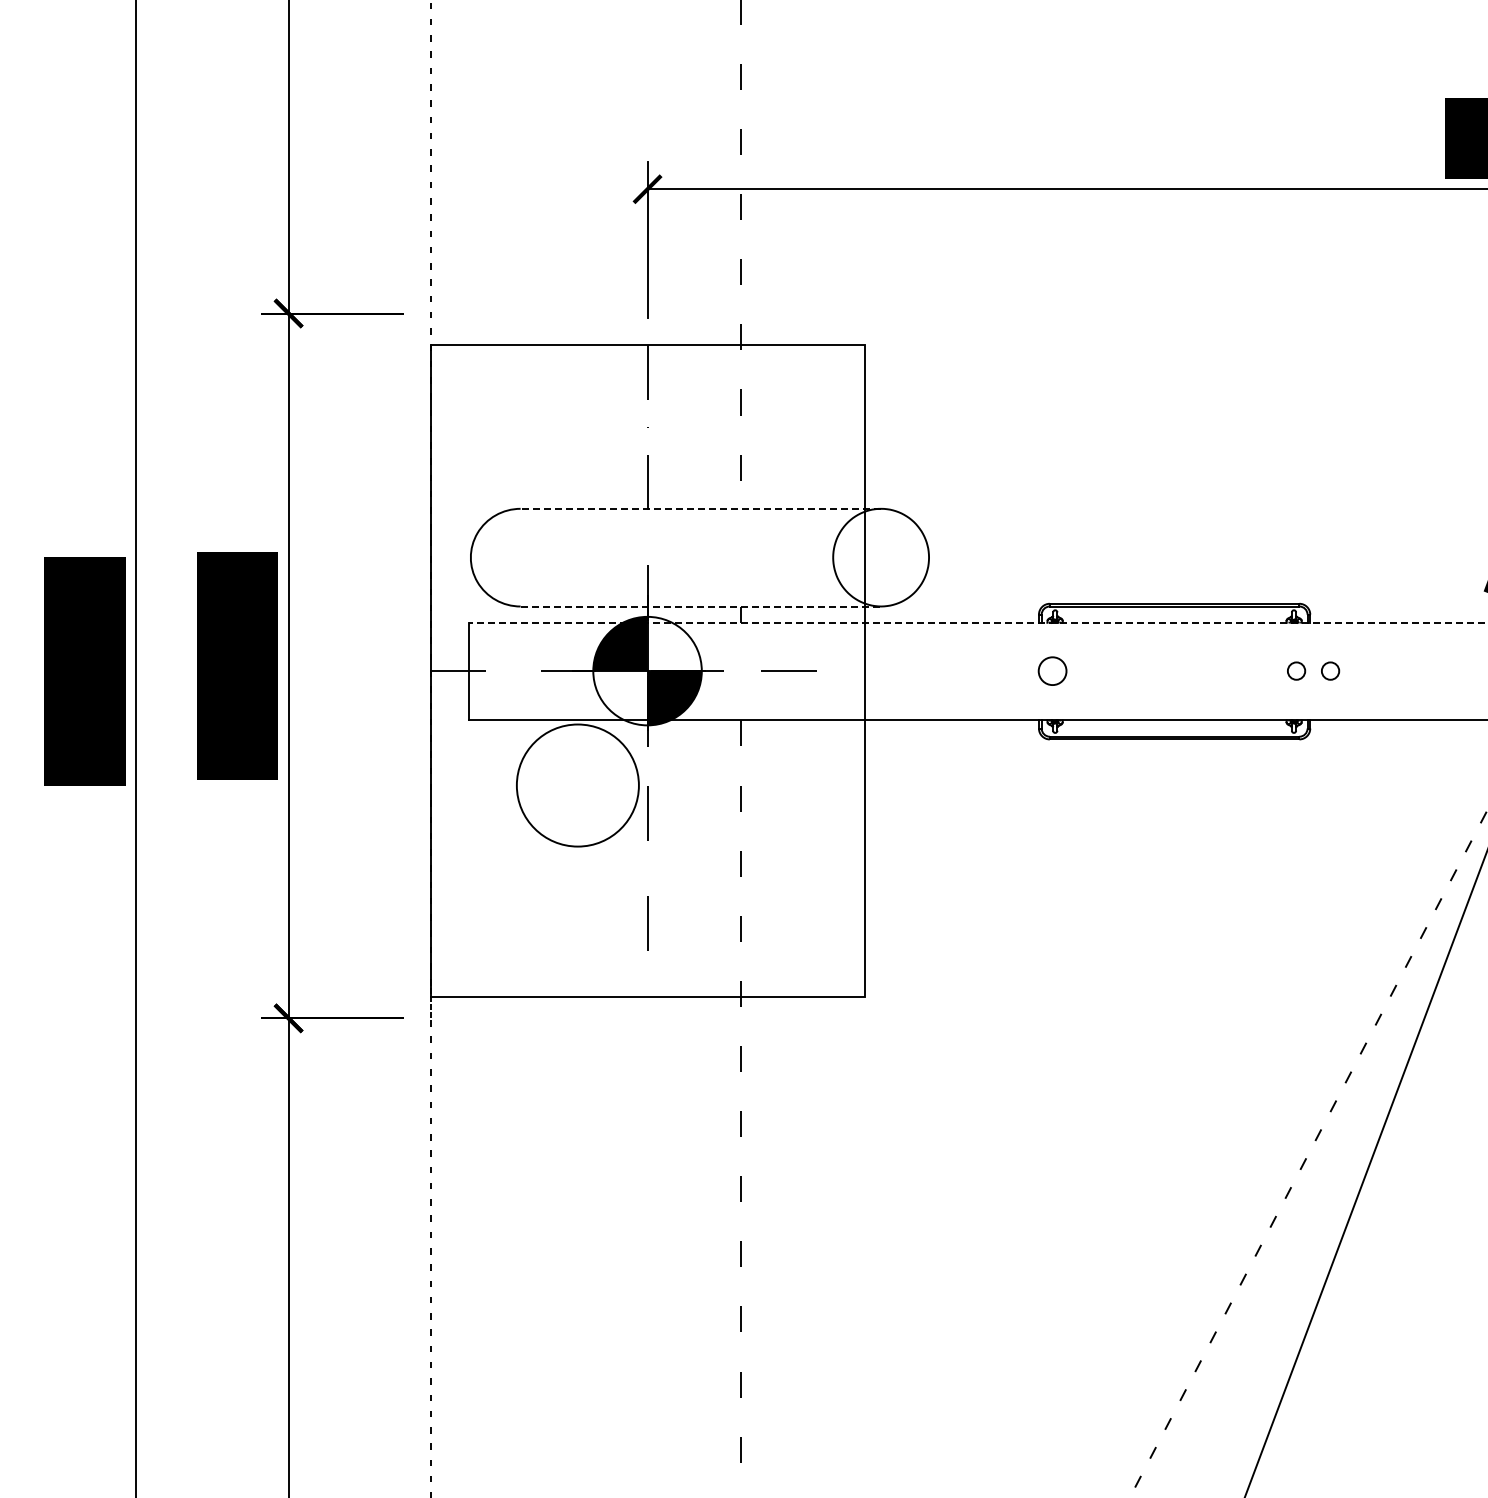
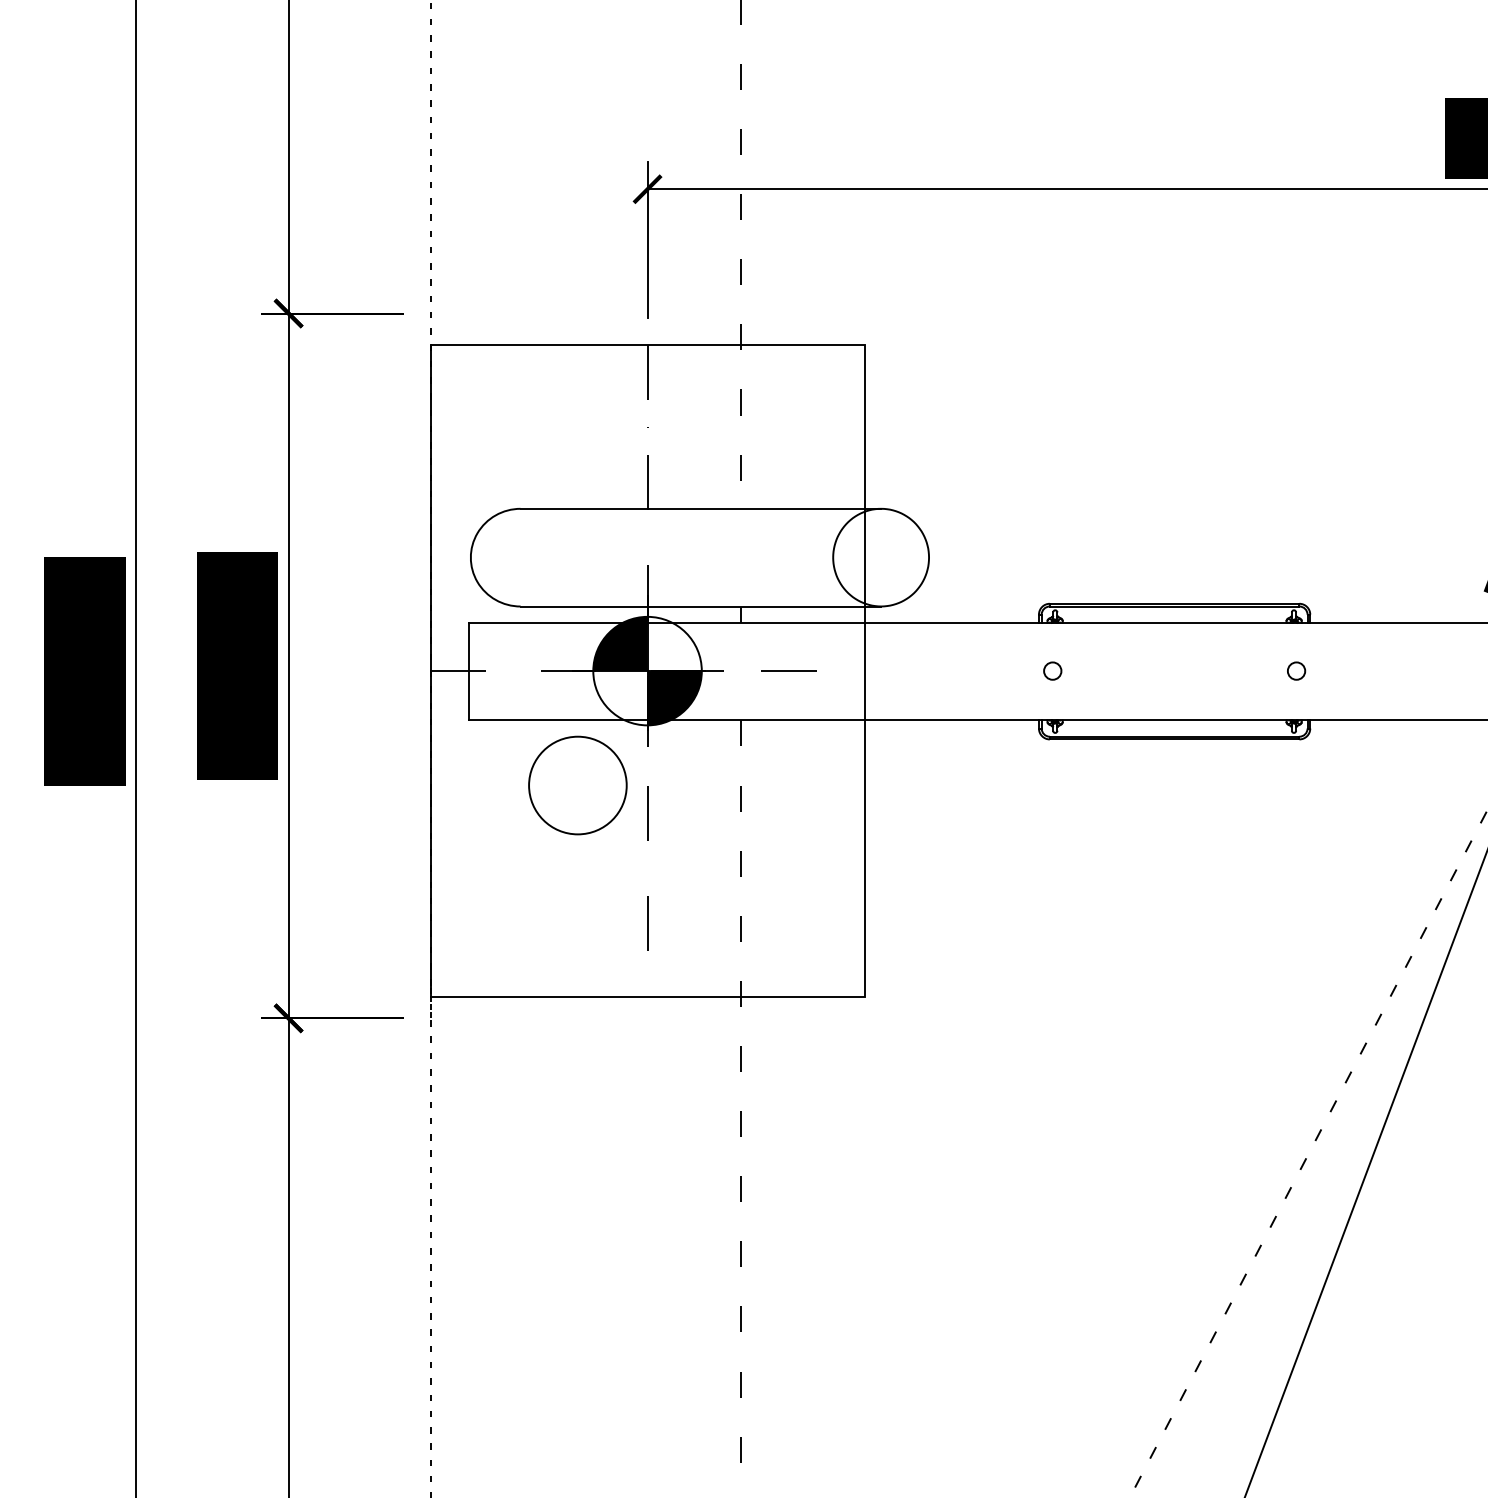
line: dashed -> solid (700, 508)
line: dashed -> solid (701, 606)
line: dashed -> solid (978, 622)
circle size: 31x30 px -> 20x20 px (1052, 670)
circle: present -> none (1330, 670)
circle diameter: 122 px -> 98 px (577, 785)
